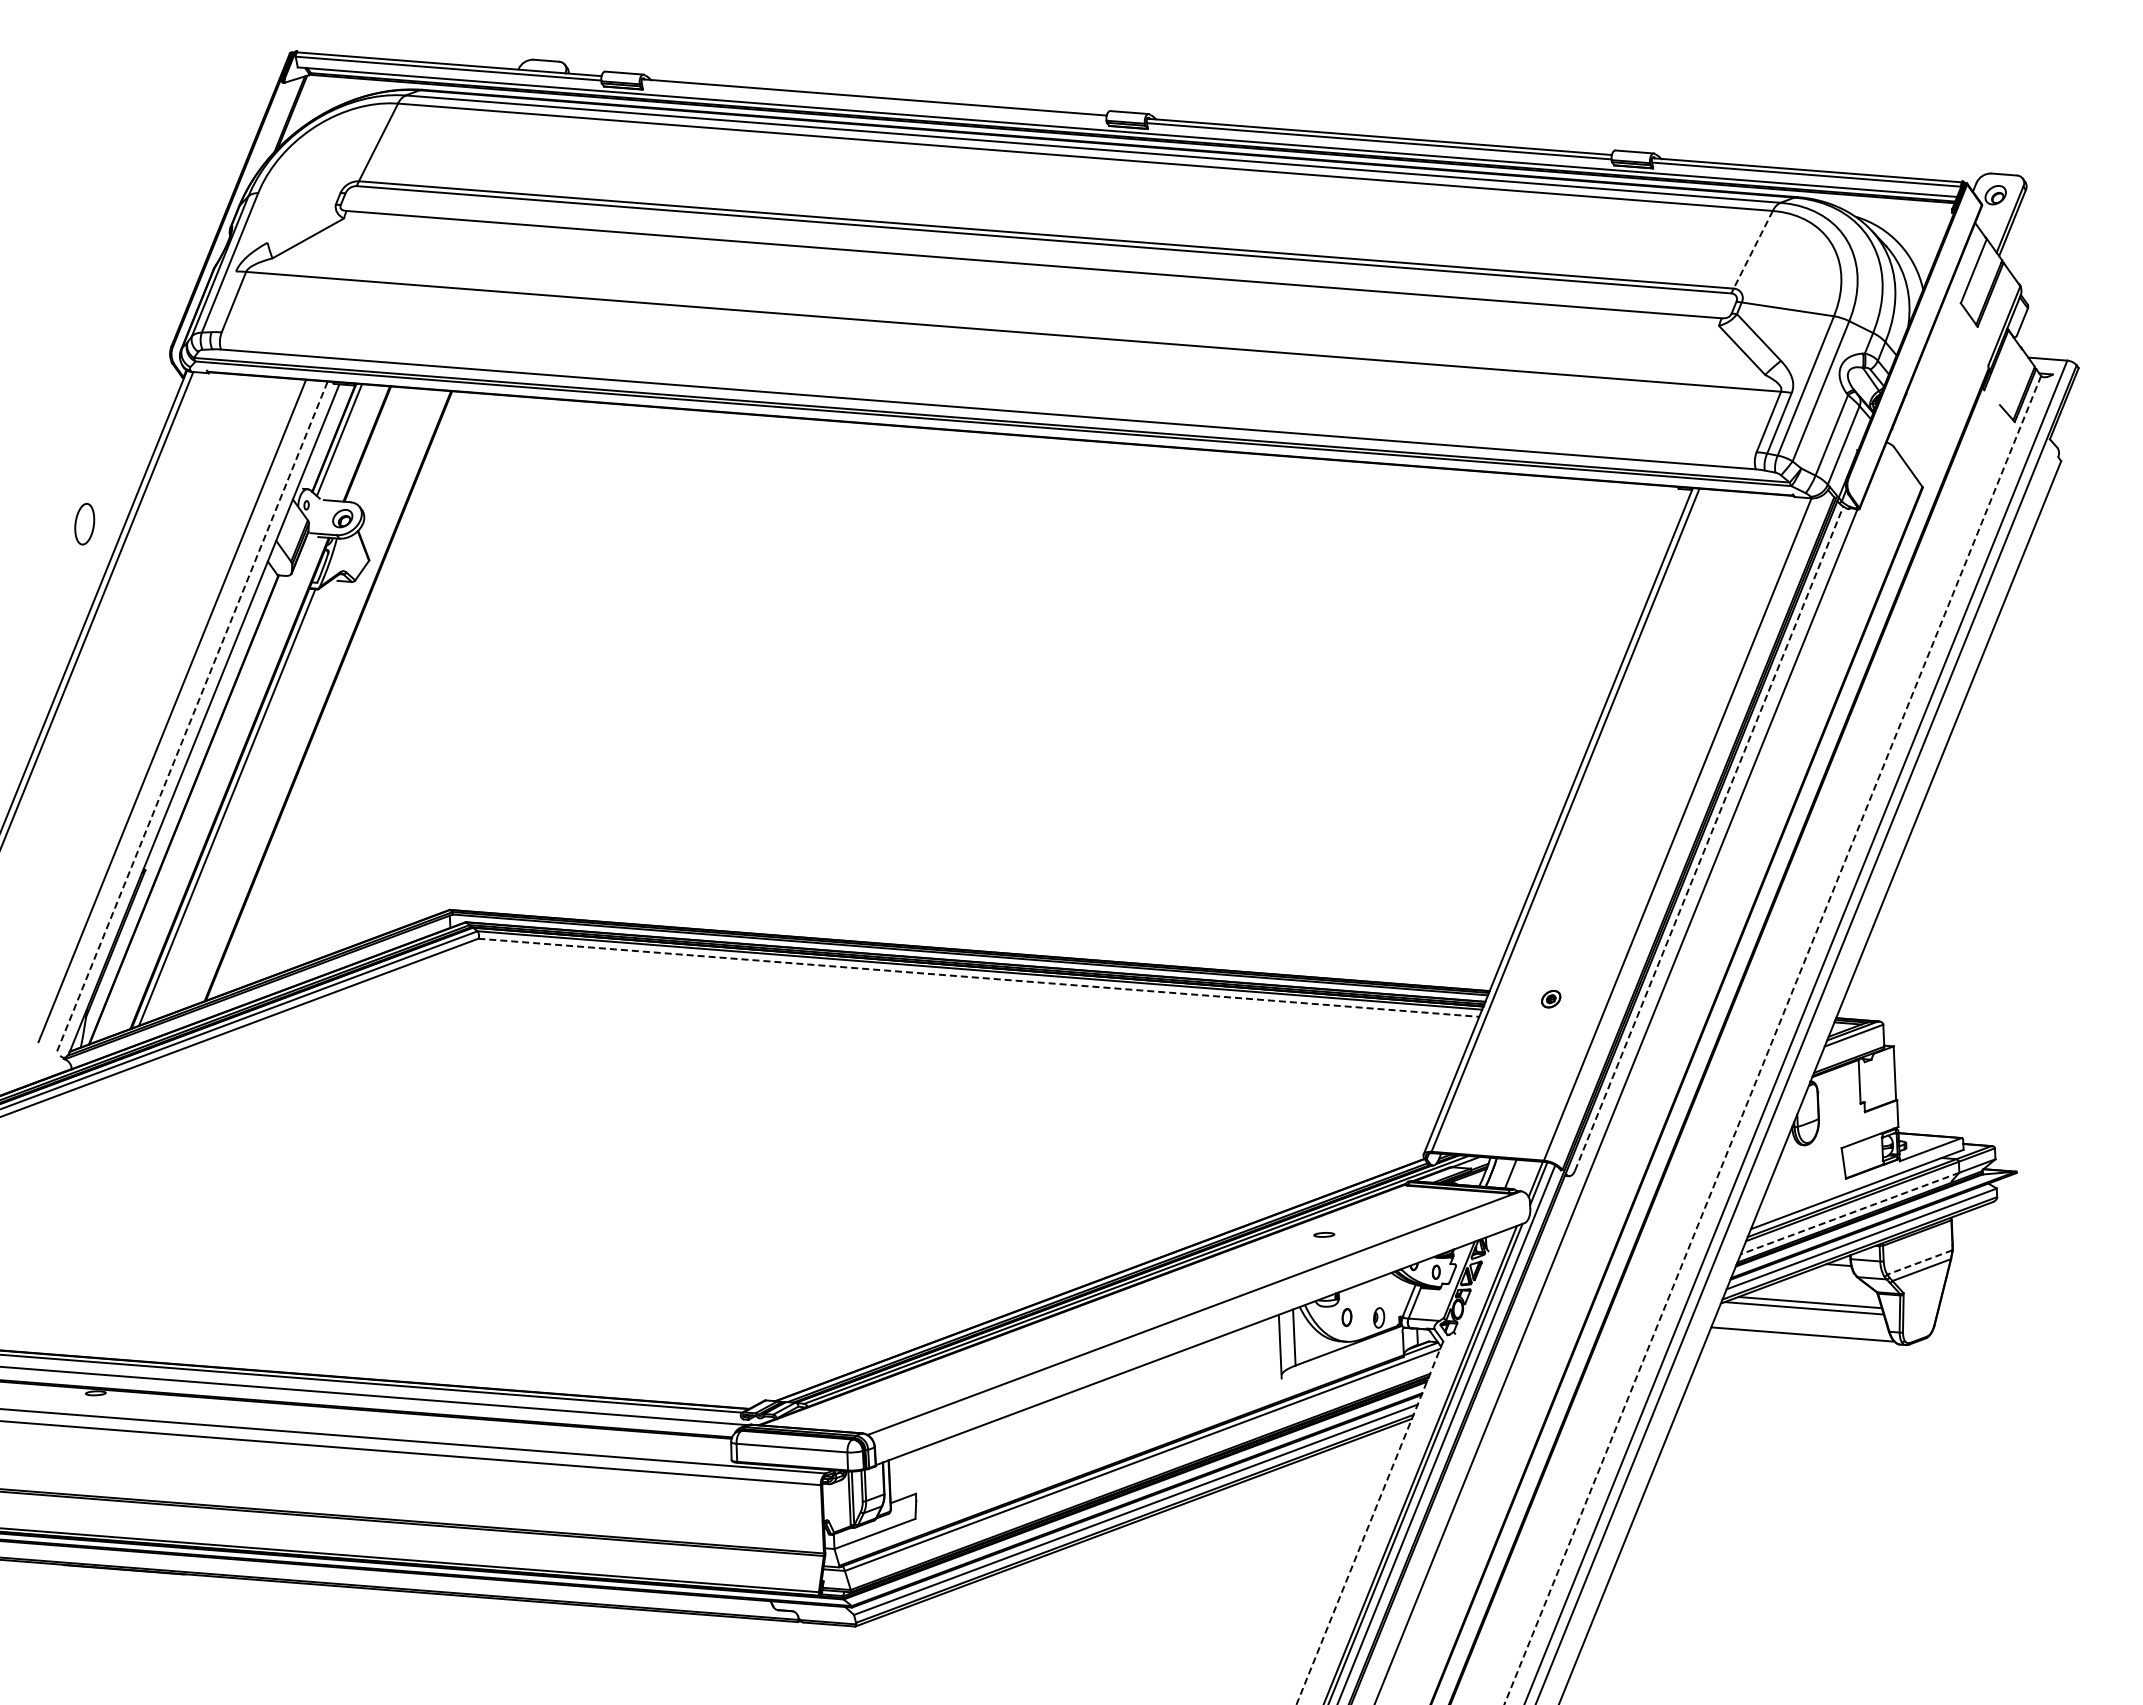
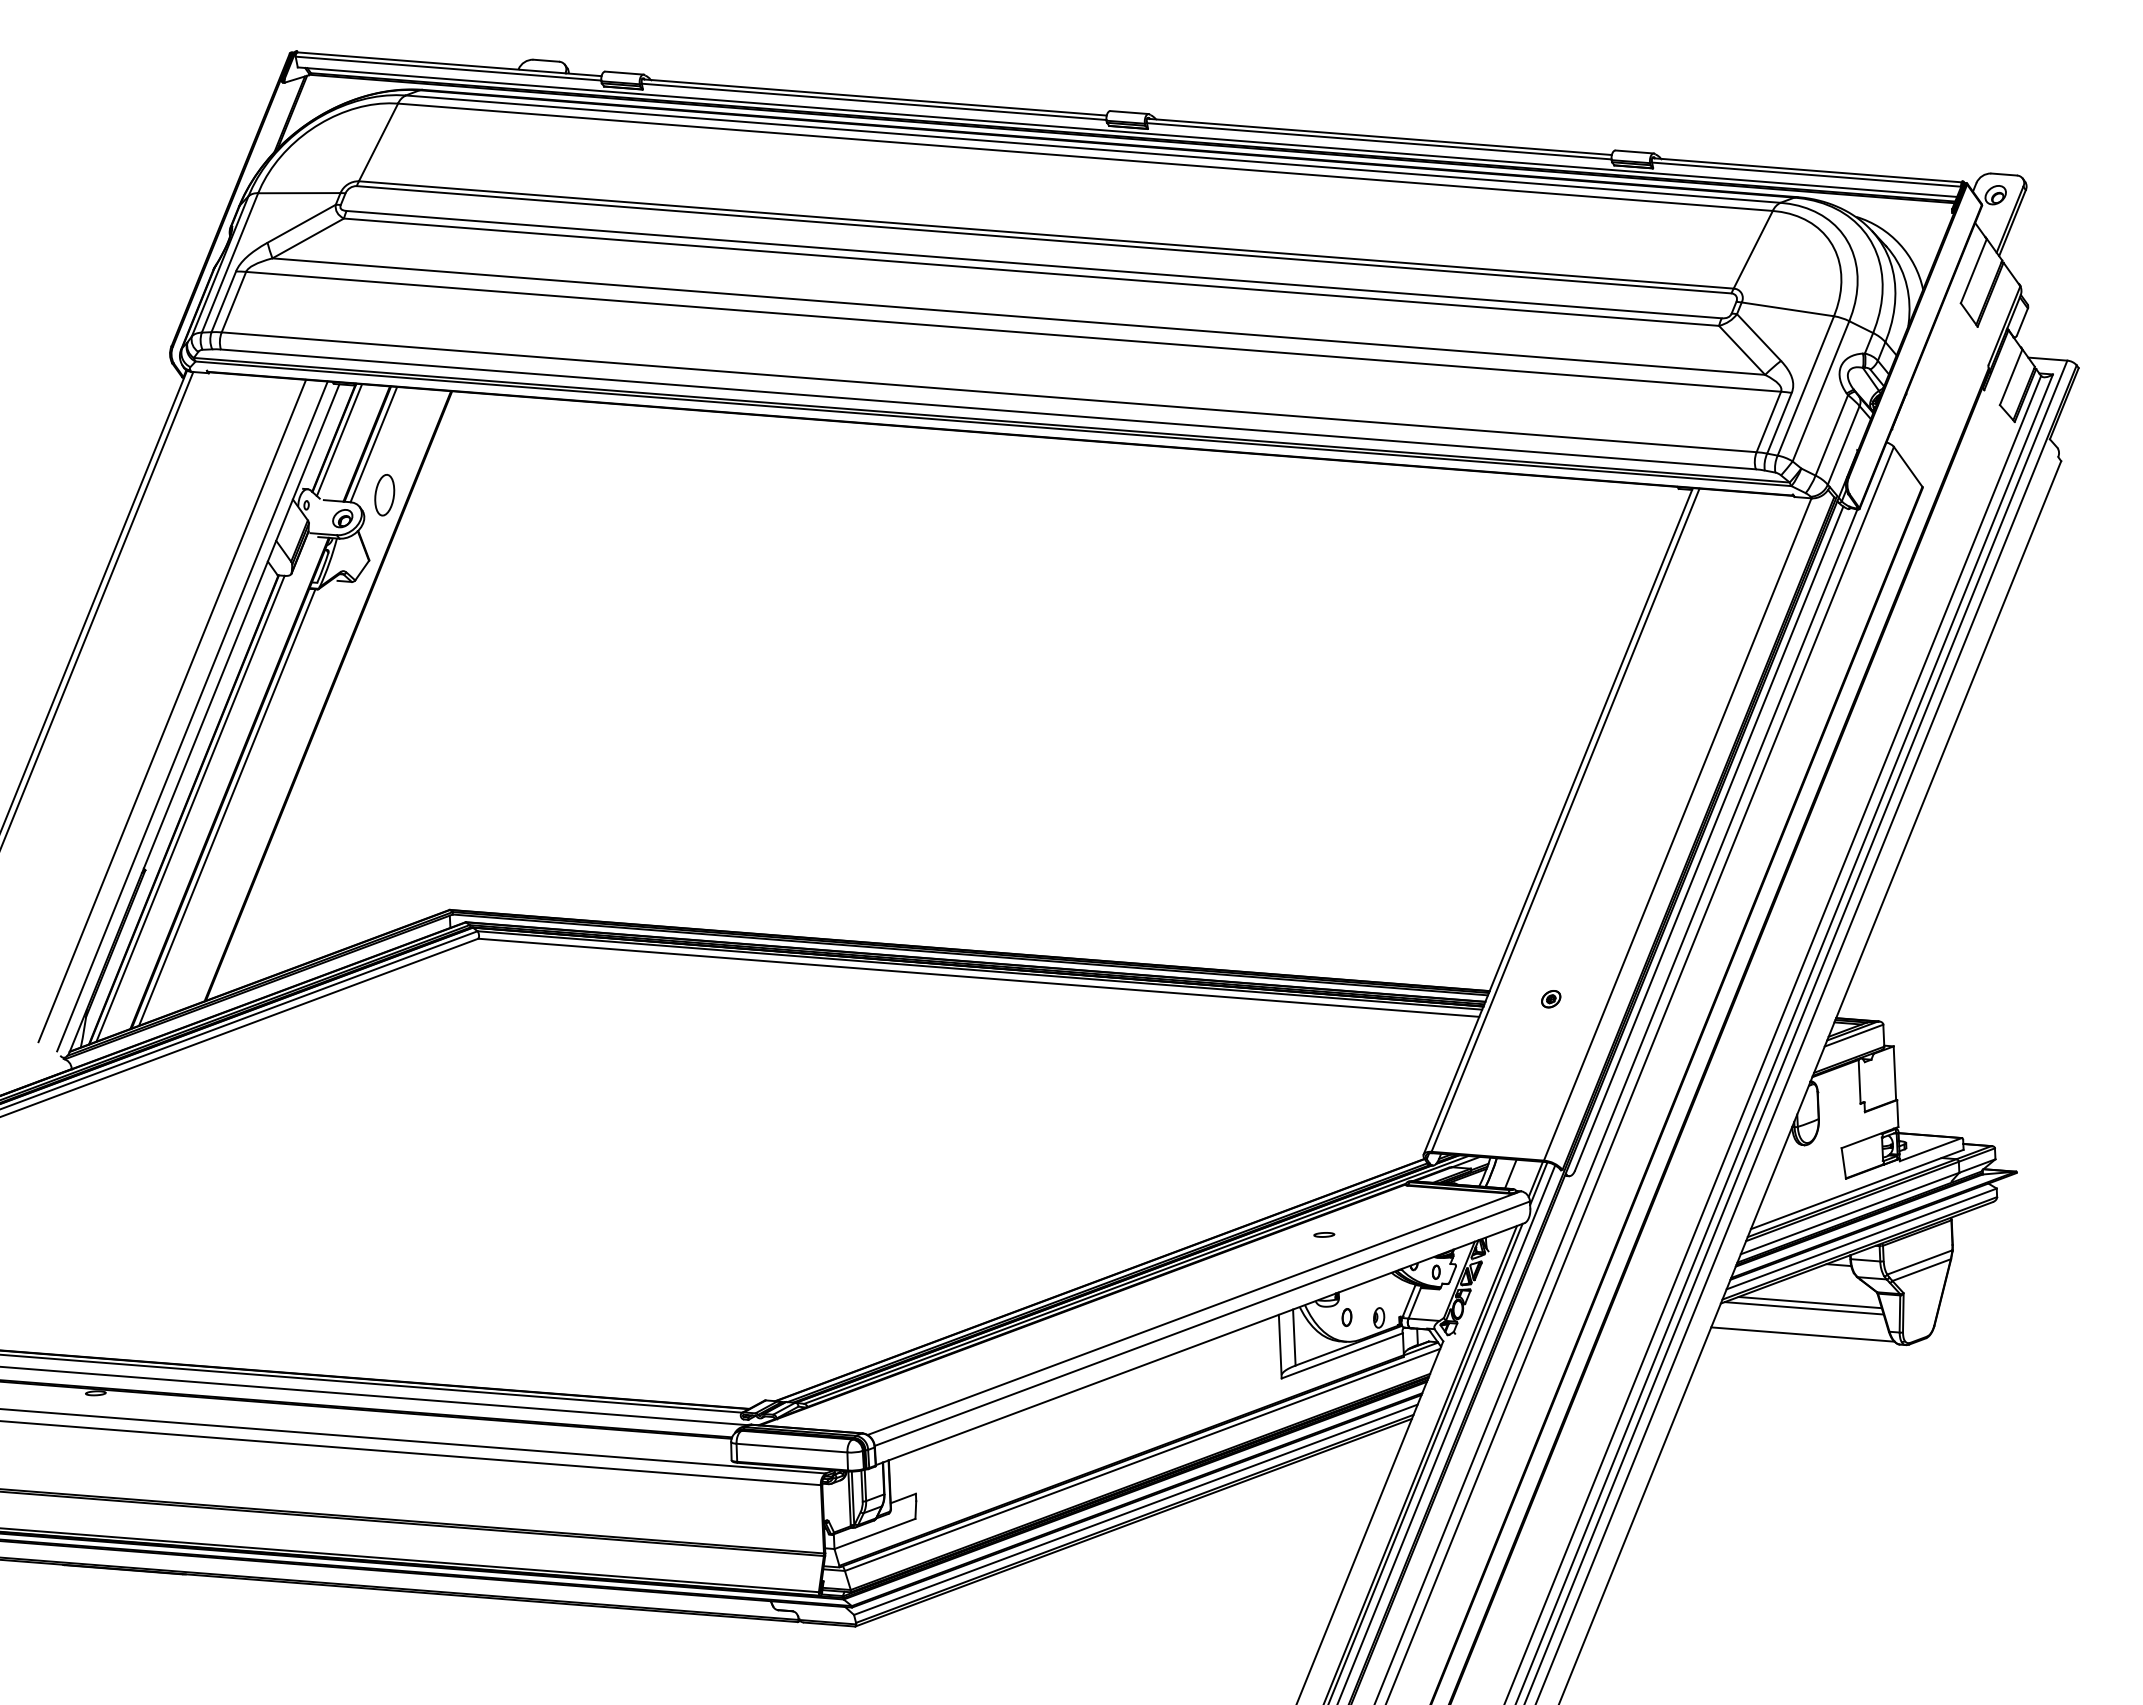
line: none -> present (873, 101)
line: none -> present (299, 193)
line: none -> present (301, 223)
line: dashed -> solid (1753, 250)
line: none -> present (1031, 271)
line: none -> present (223, 301)
line: none -> present (1018, 316)
line: none -> present (2010, 377)
line: none -> present (988, 392)
line: none -> present (373, 444)
part position: (84, 524) -> (384, 495) (384, 495)
line: dashed -> solid (192, 716)
line: none -> present (190, 808)
line: dashed -> solid (1709, 838)
line: dashed -> solid (979, 977)
line: none -> present (1784, 1037)
line: dashed -> solid (1772, 1040)
line: none -> present (1640, 1073)
line: dashed -> solid (1850, 1213)
line: dashed -> solid (1919, 1262)
line: none -> present (1201, 1323)
line: none -> present (1341, 1355)
line: dashed -> solid (1369, 1522)
